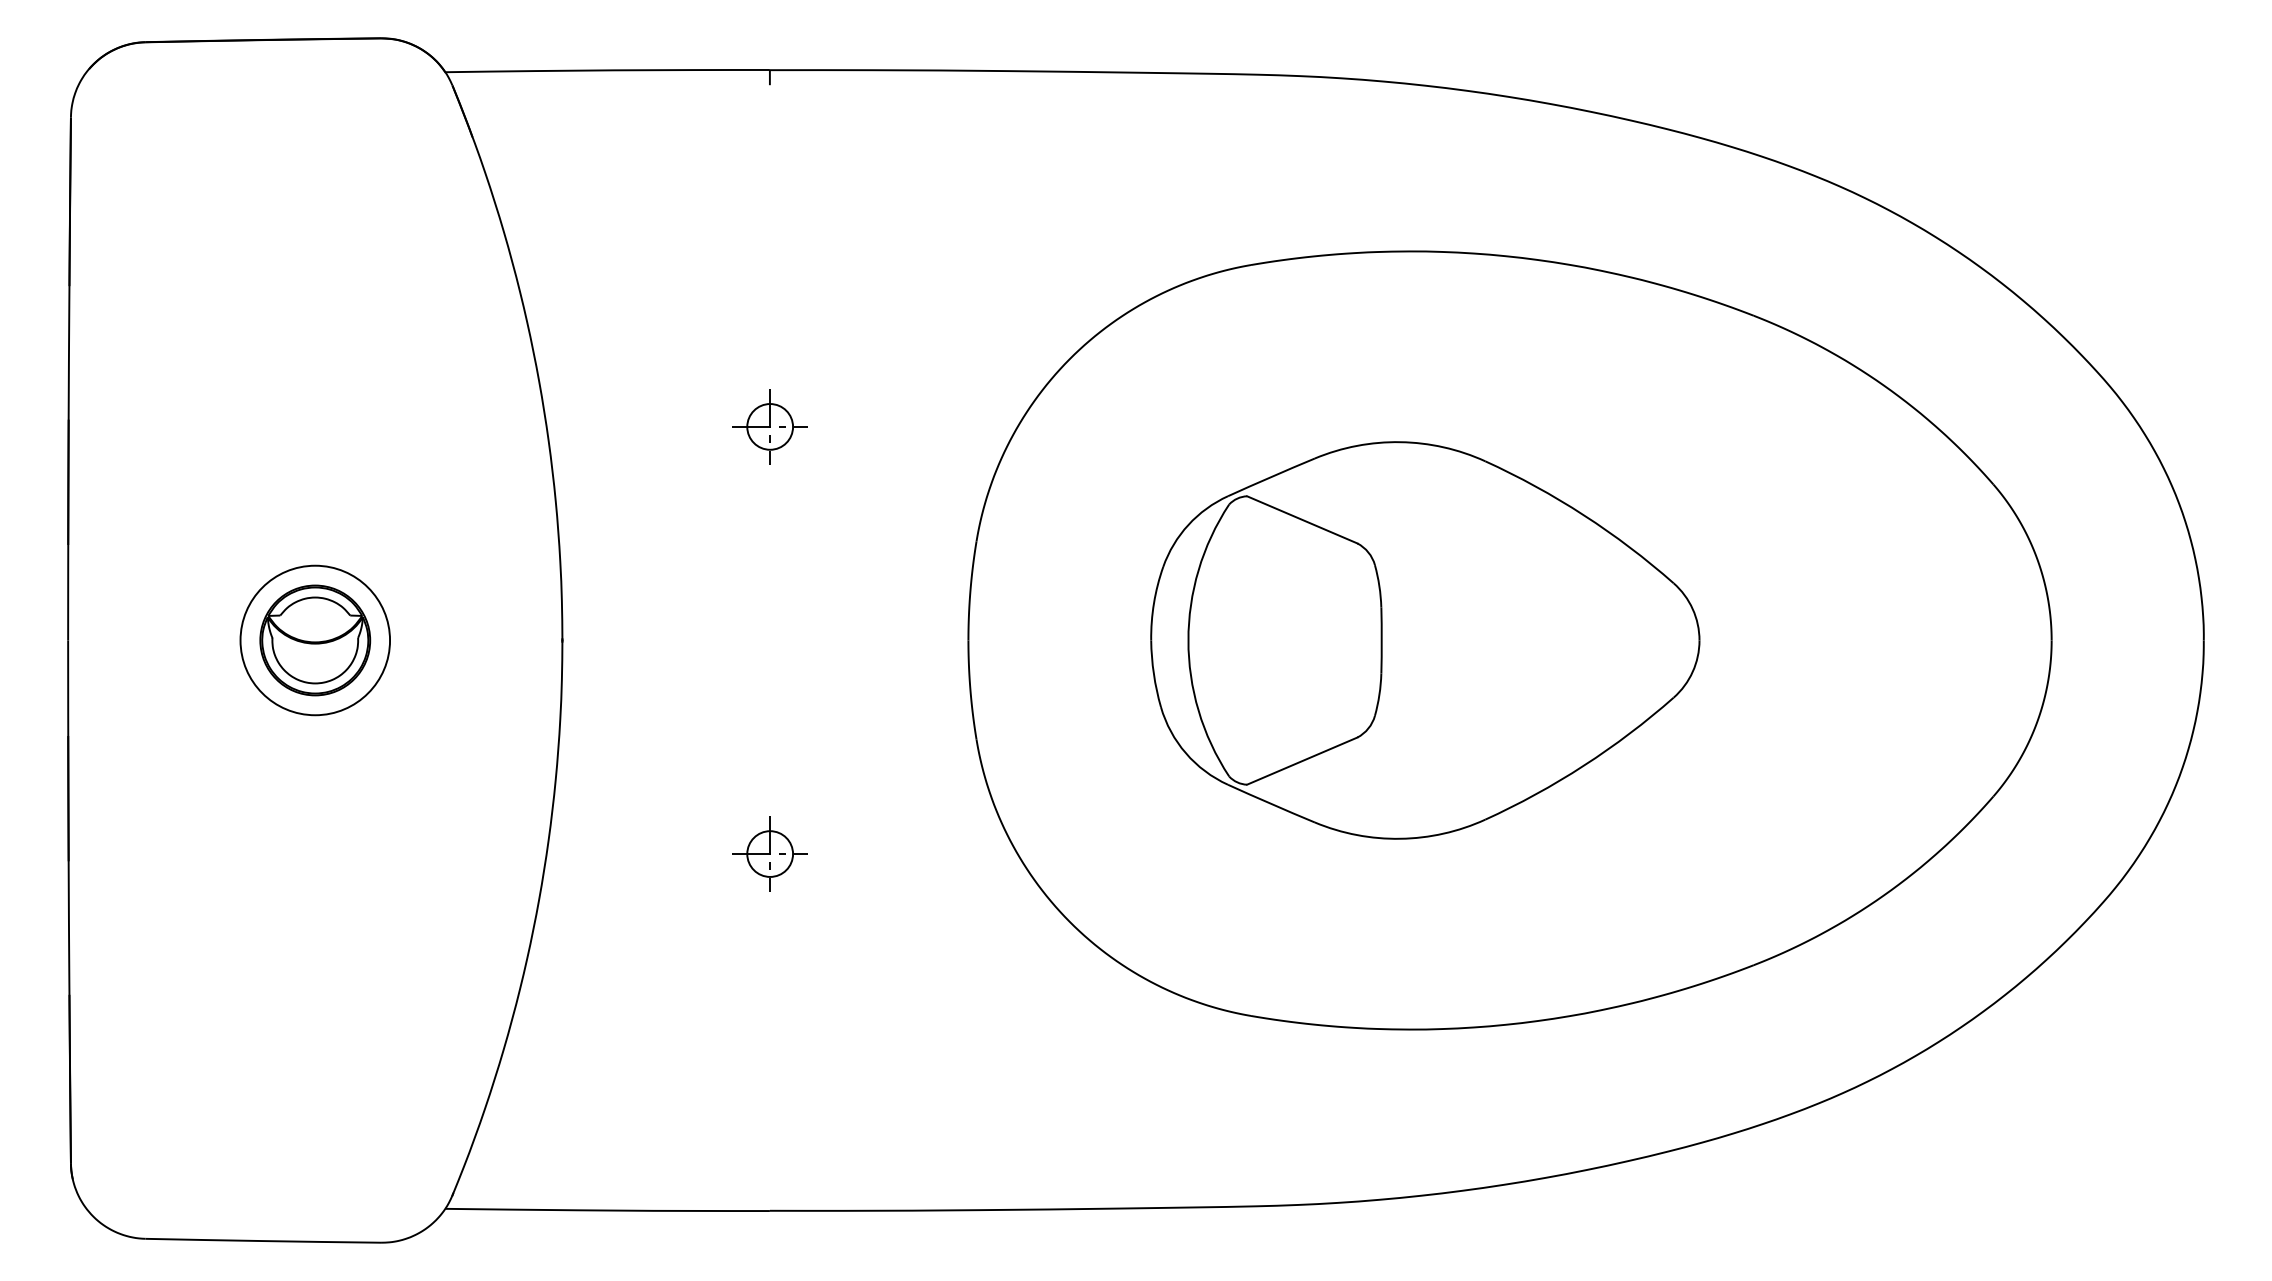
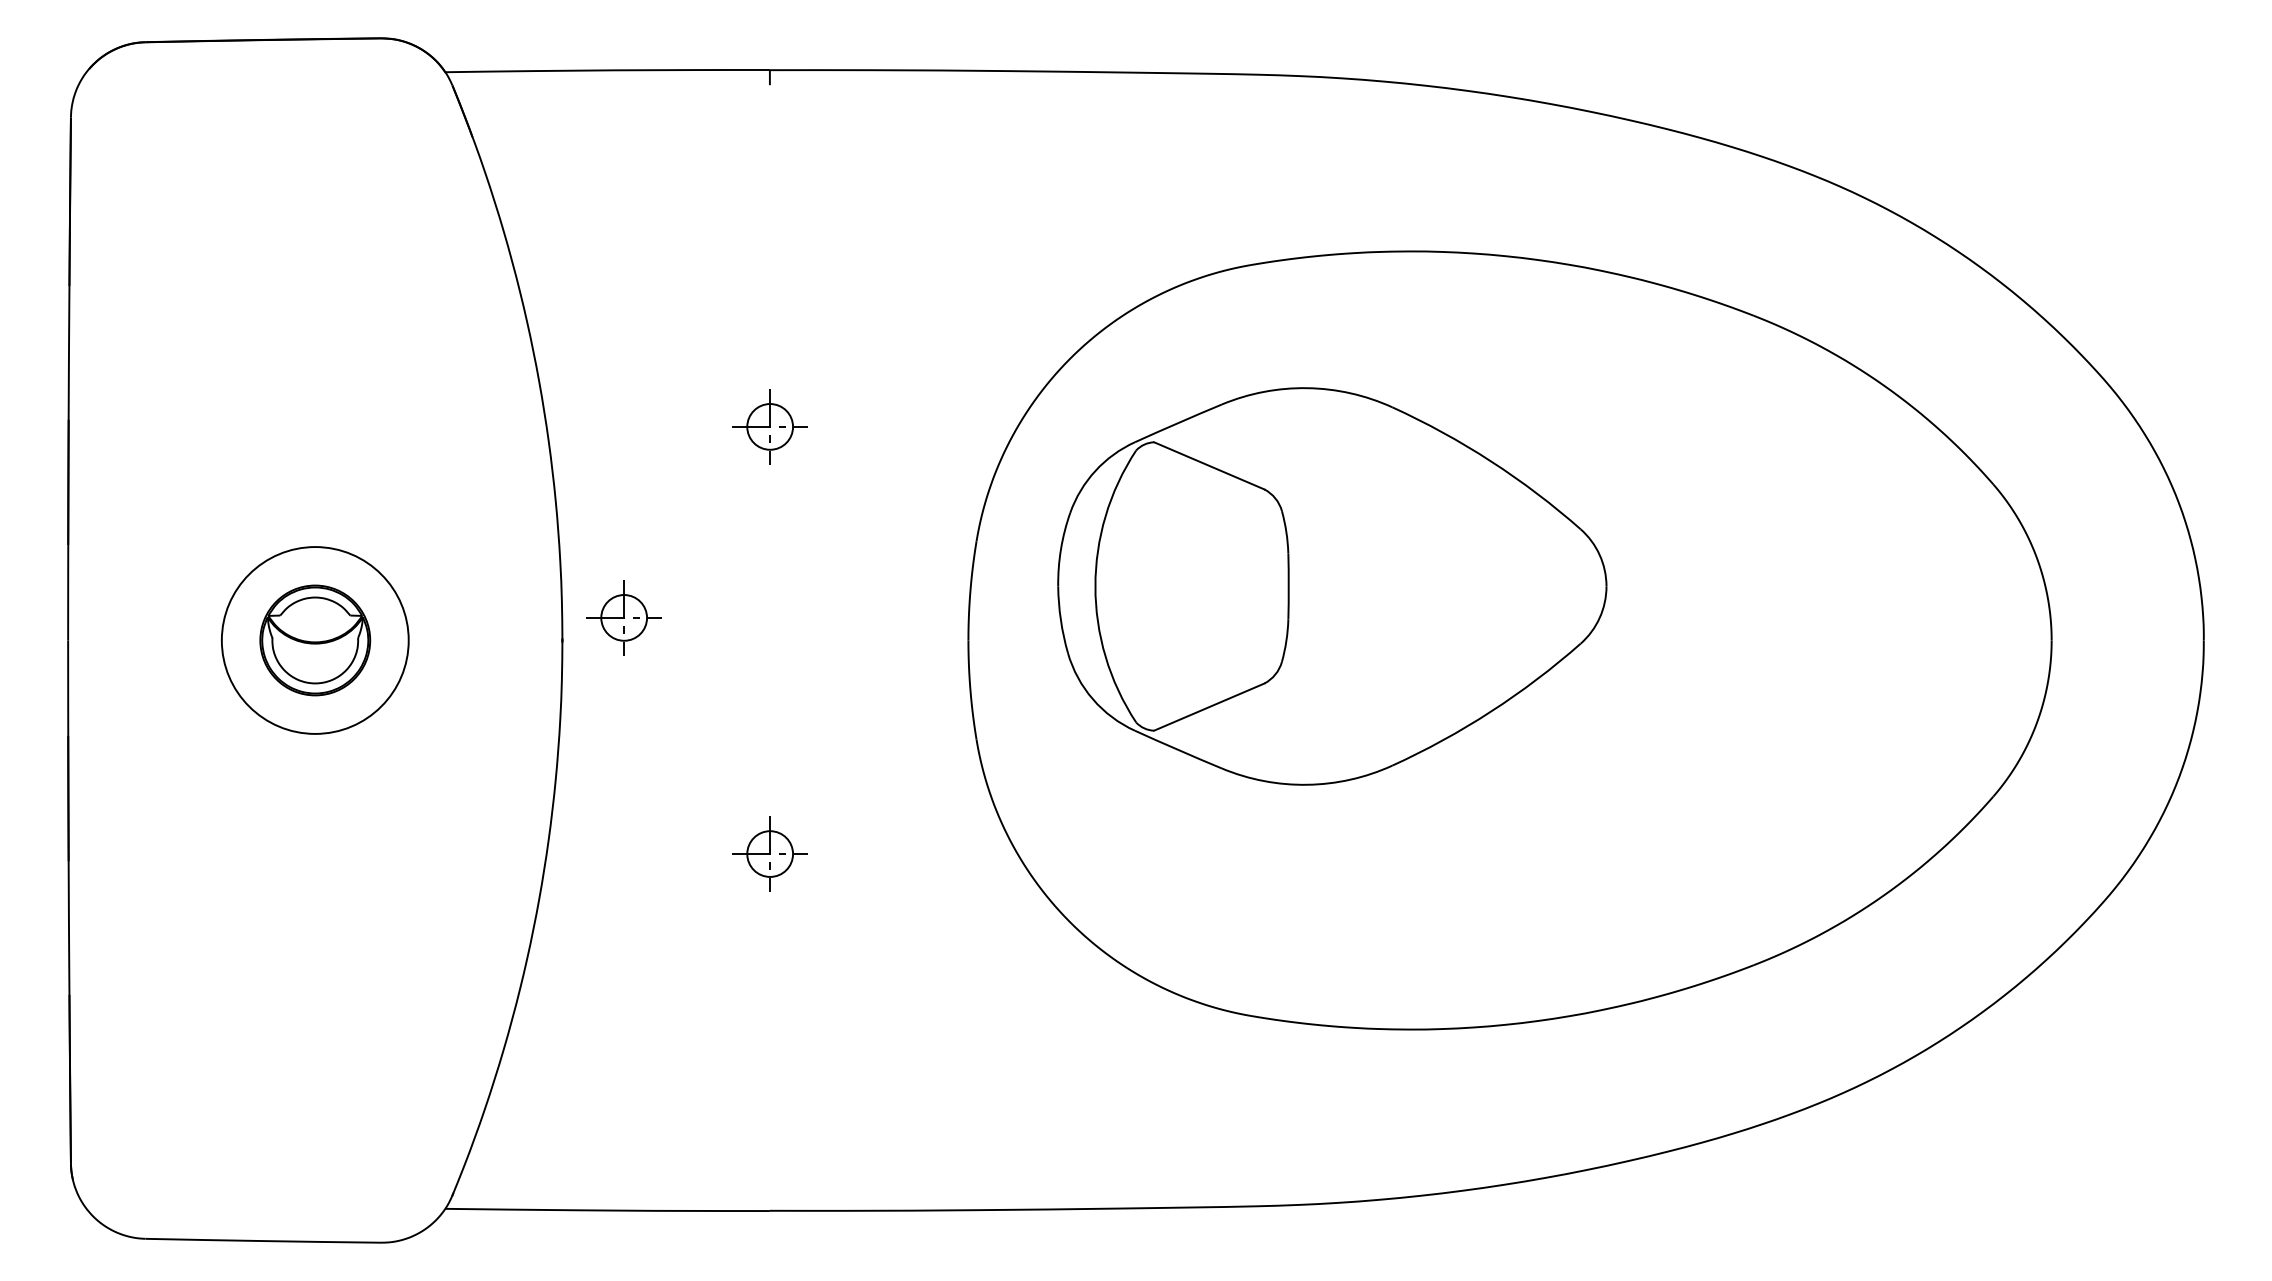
part: none -> present (623, 617)
circle diameter: 150 px -> 187 px (314, 640)
part position: (1425, 640) -> (1332, 586) (1332, 586)
